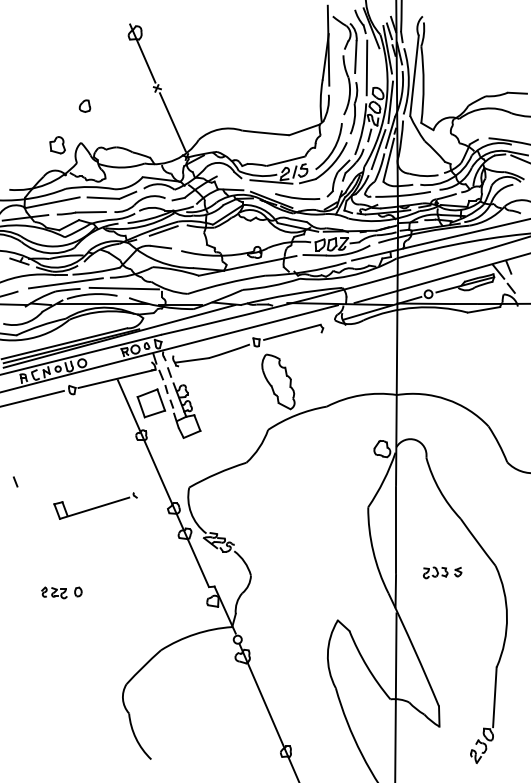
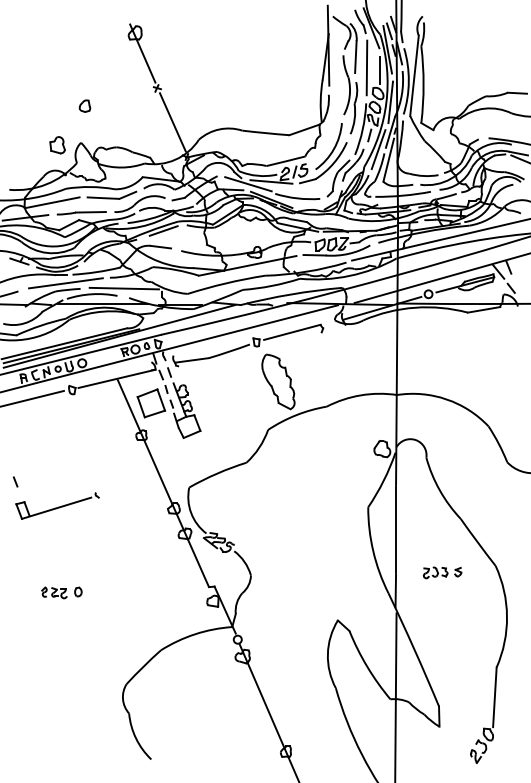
line: none -> present (380, 70)
line: none -> present (248, 184)
part position: (95, 505) -> (57, 505) (57, 505)
